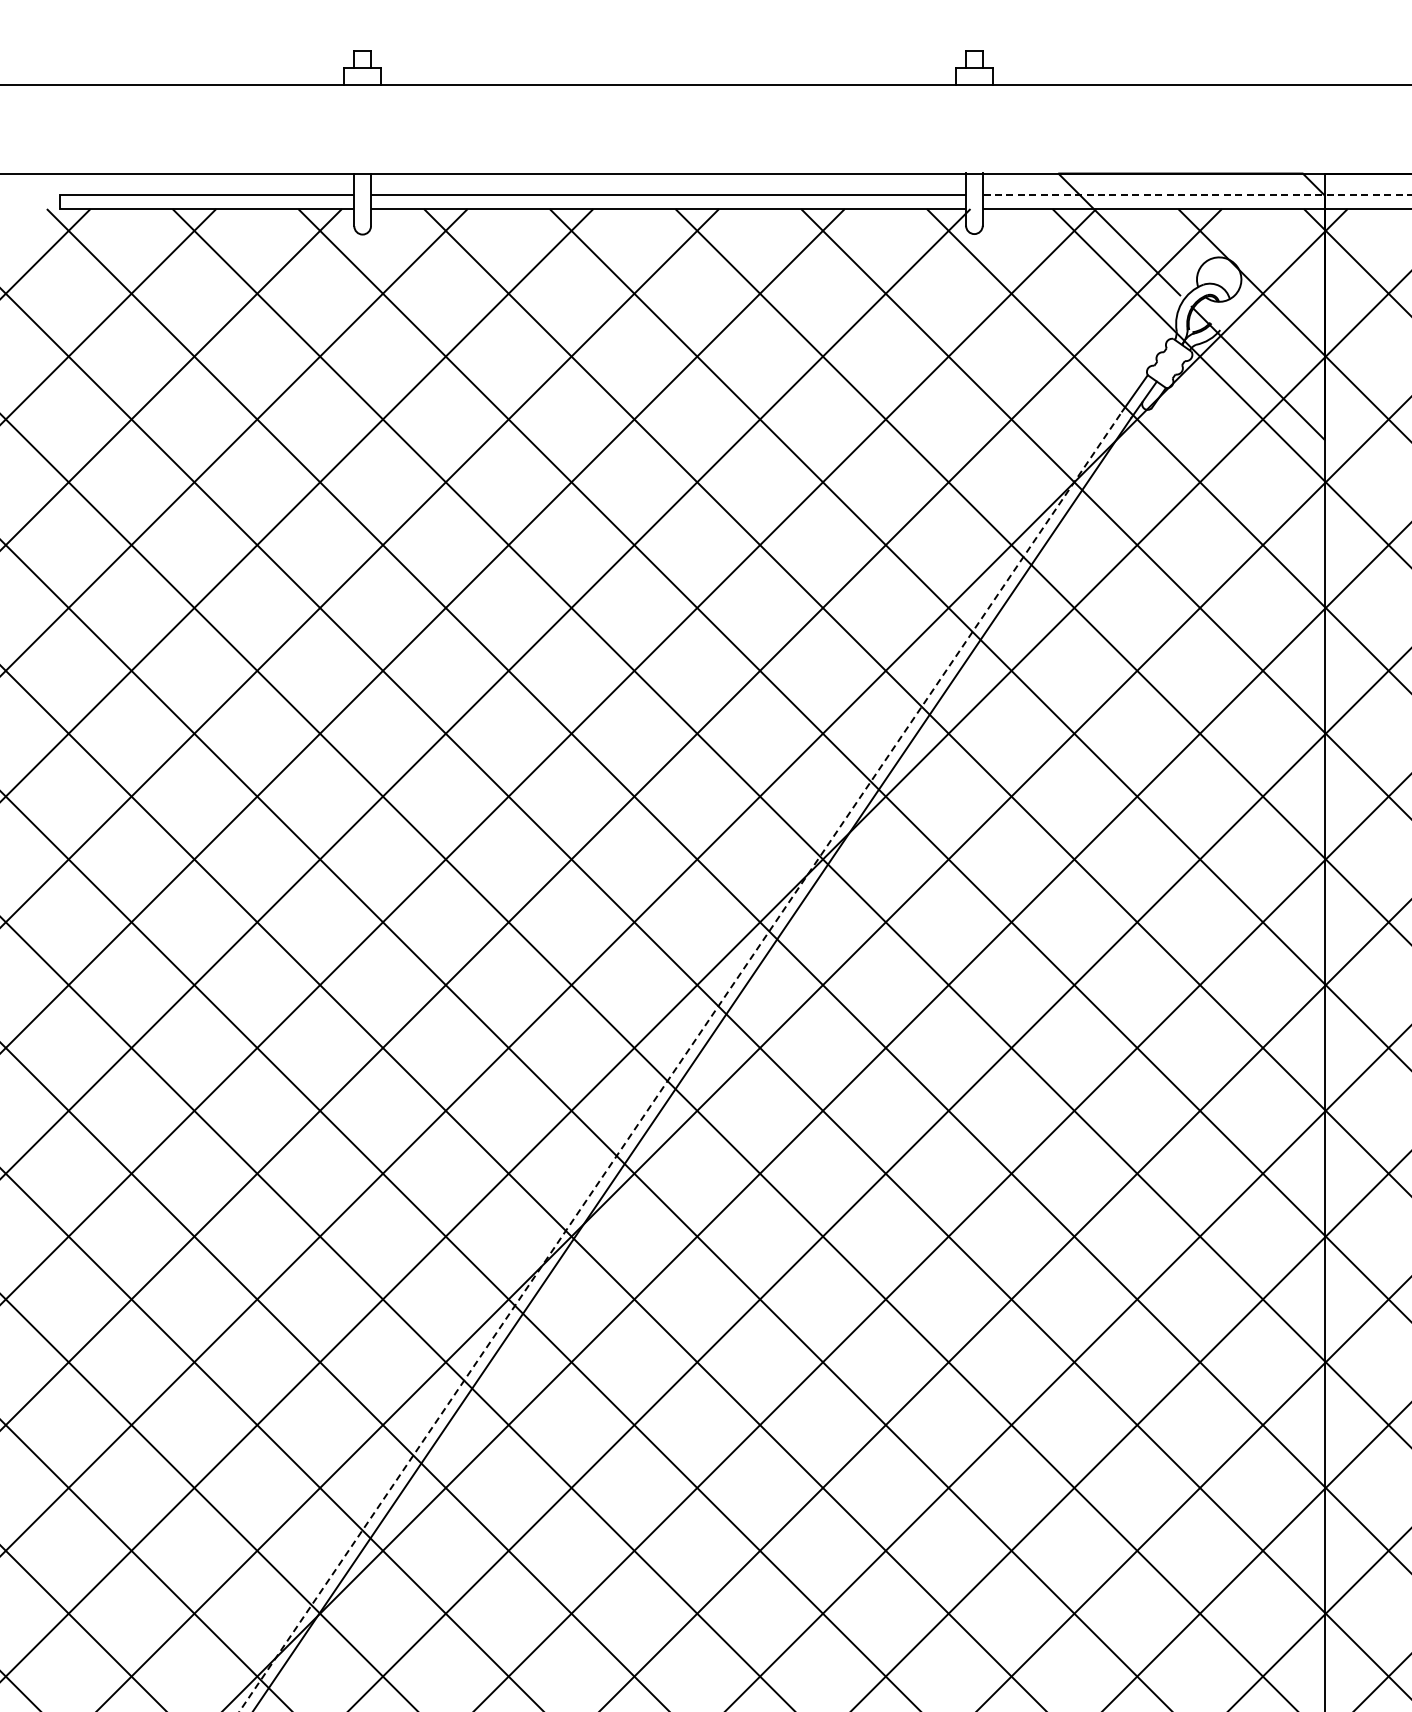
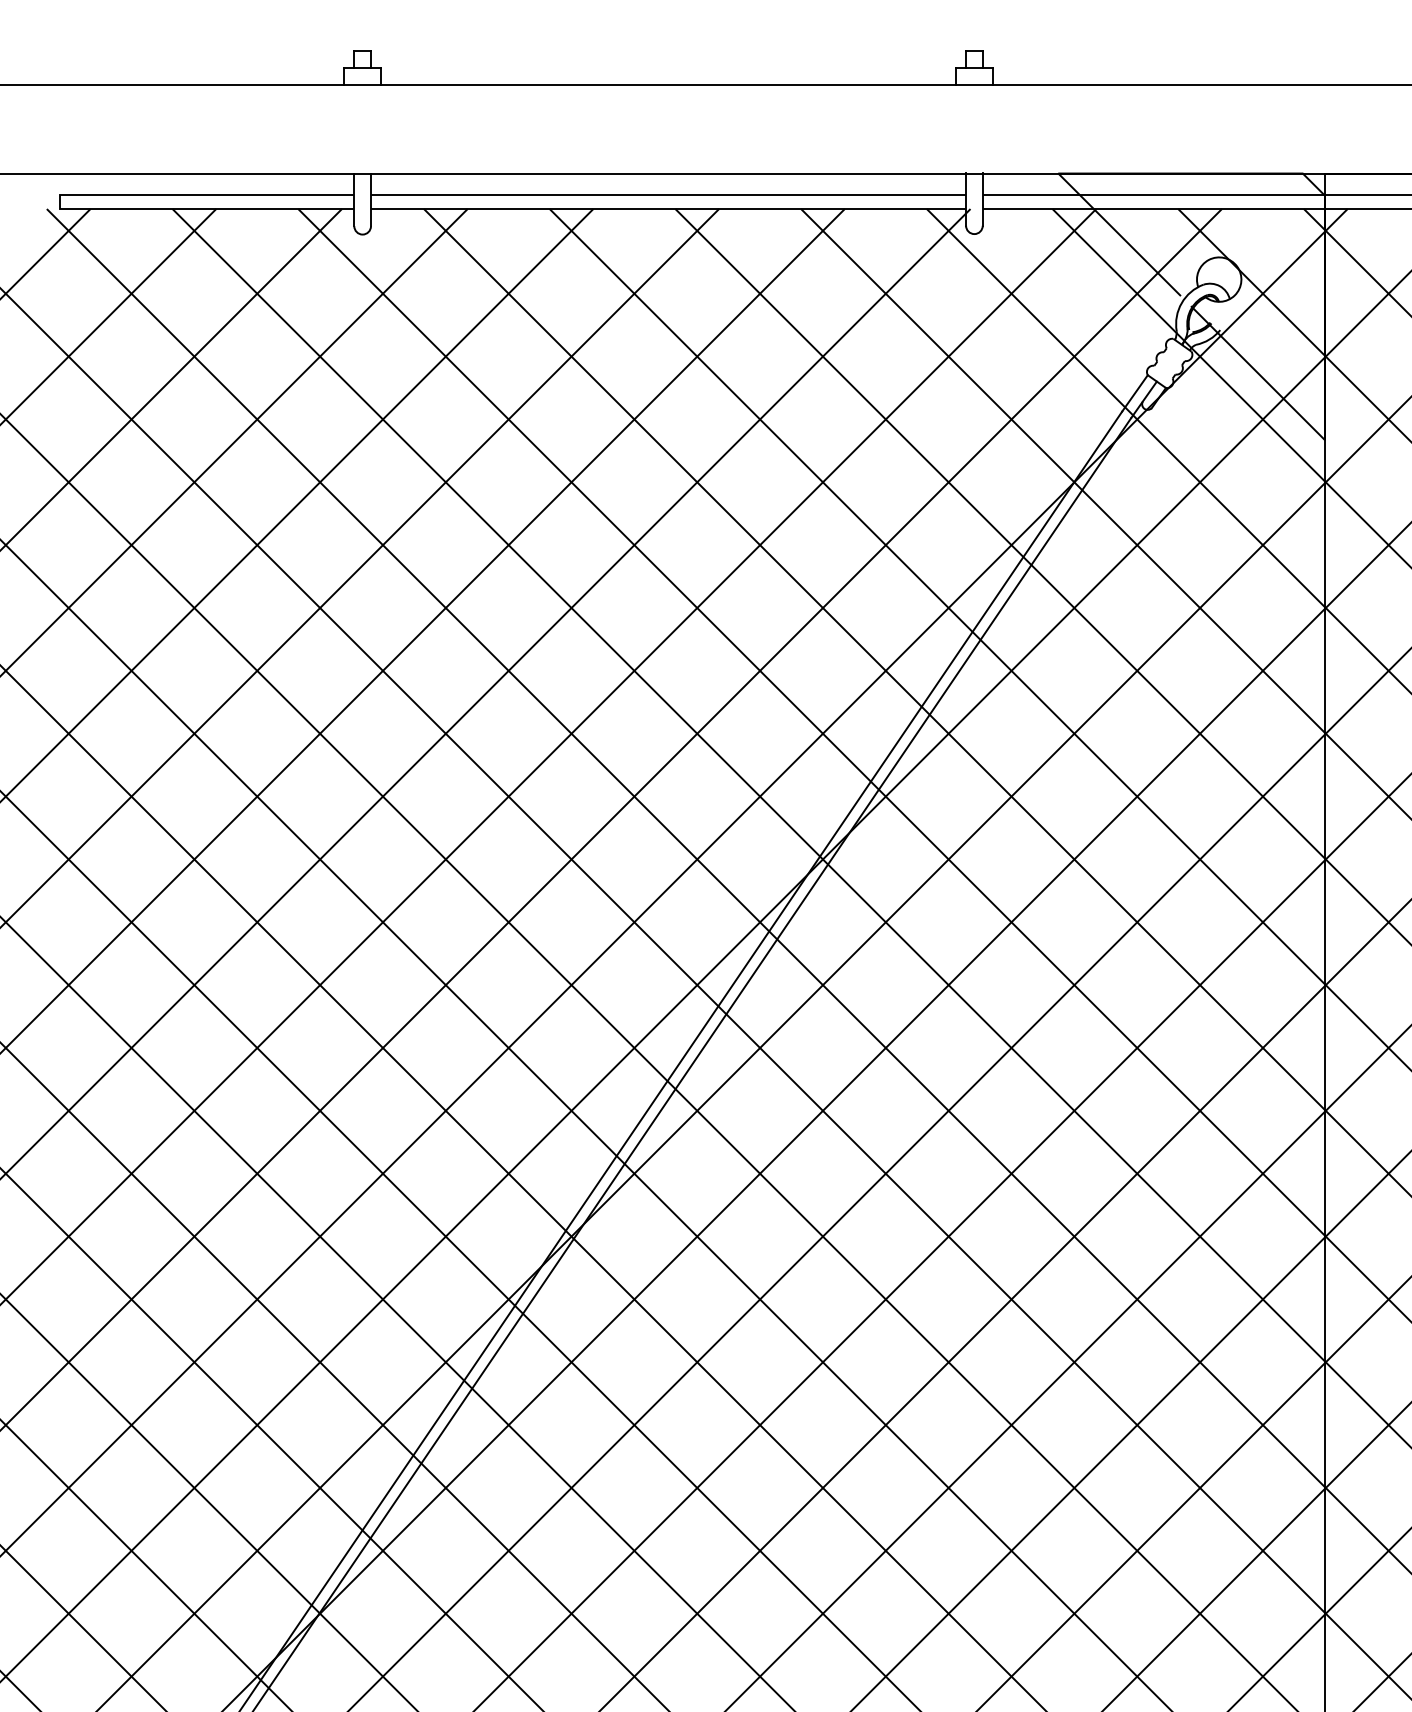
line: dashed -> solid (1196, 195)
line: dashed -> solid (680, 1061)
